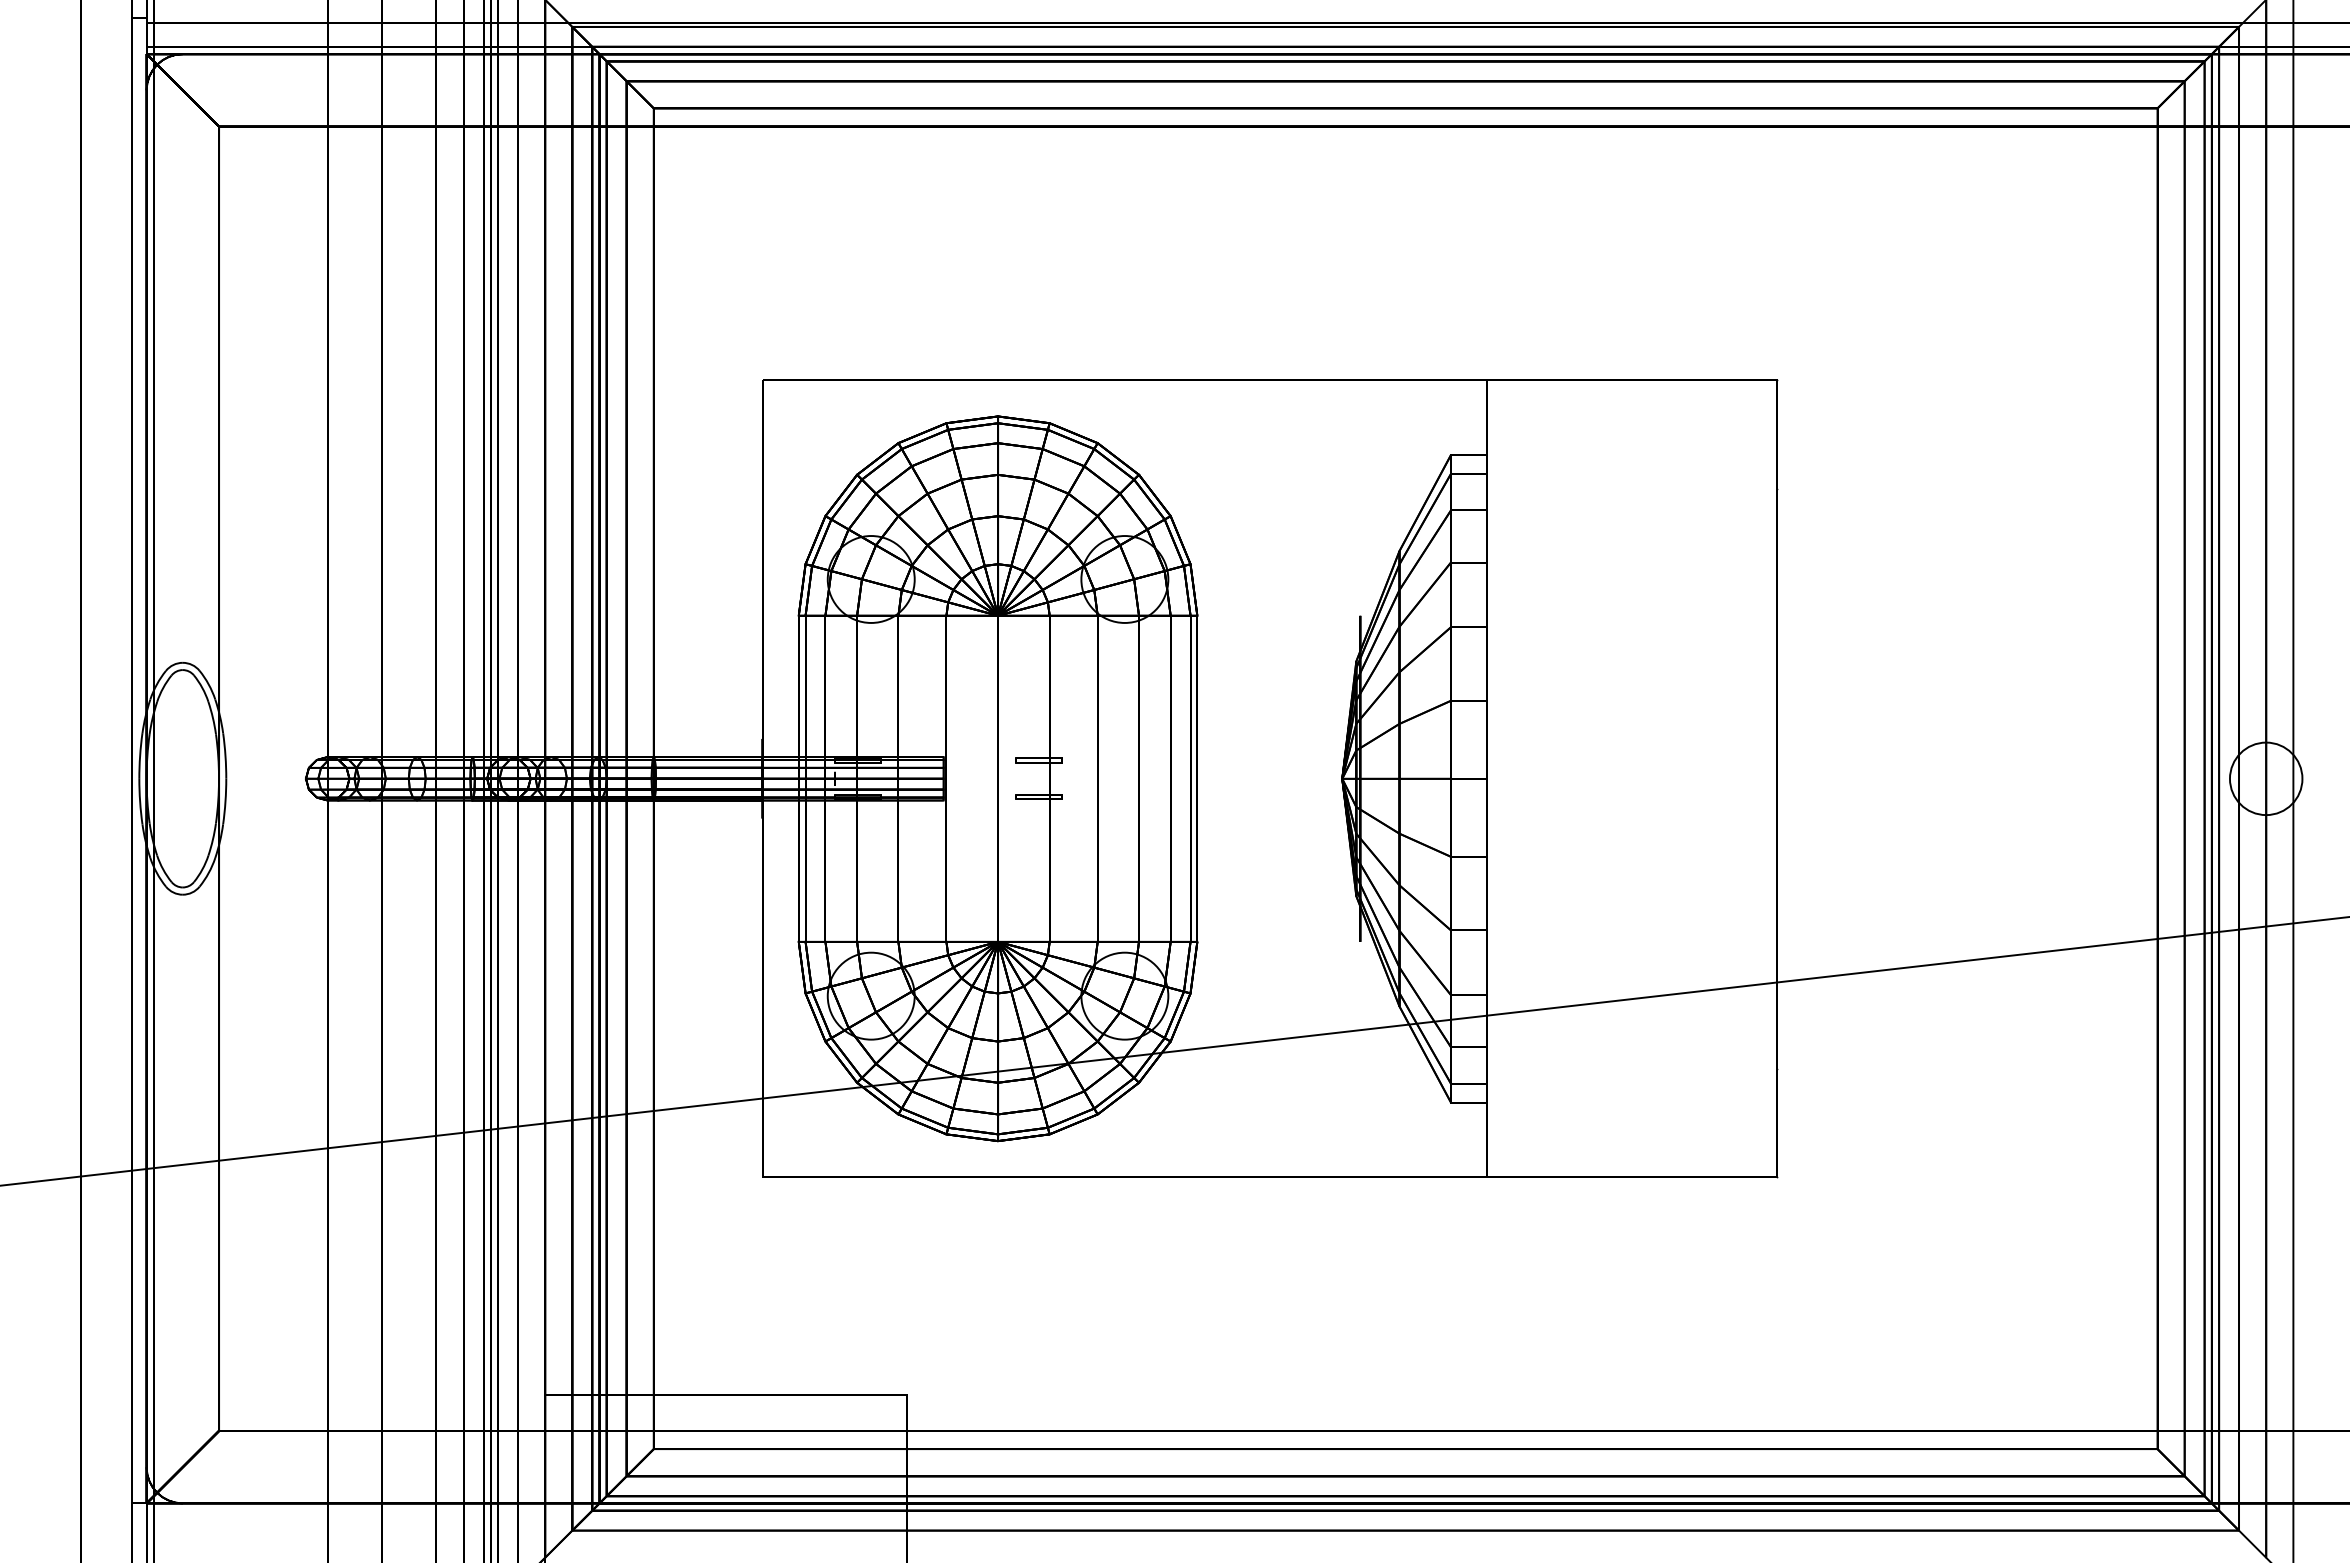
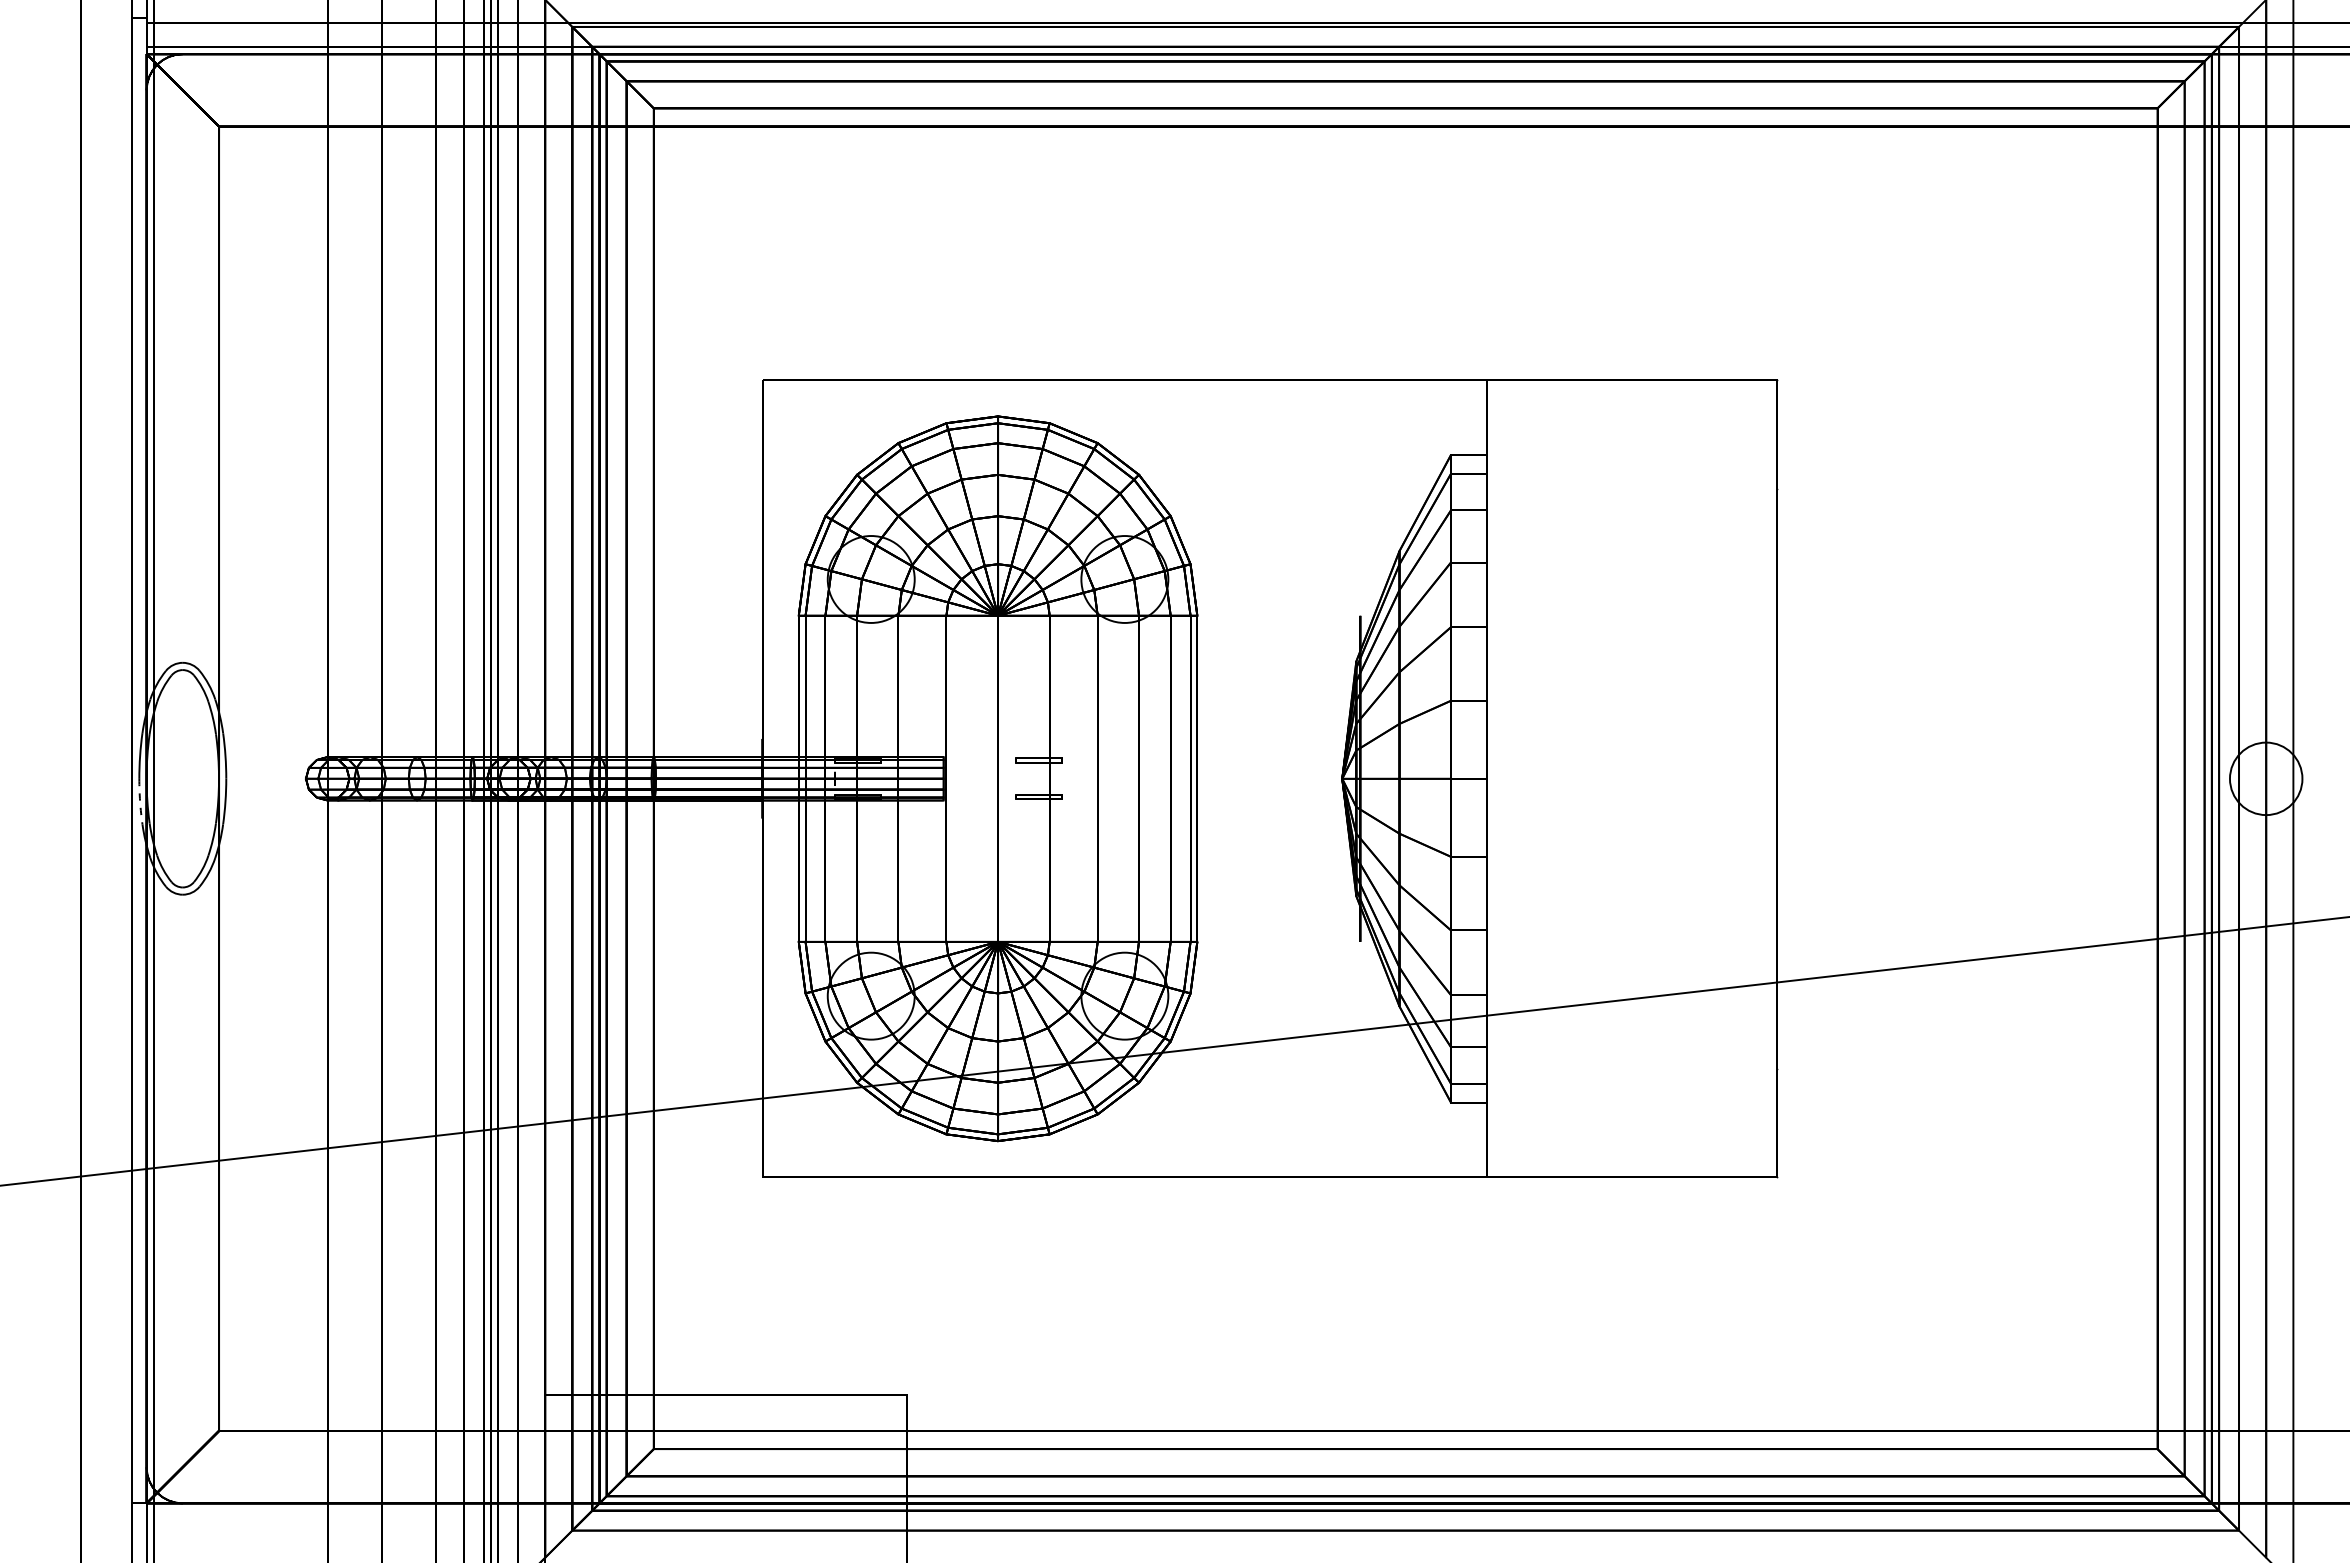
arc: solid -> dashed (140, 801)
